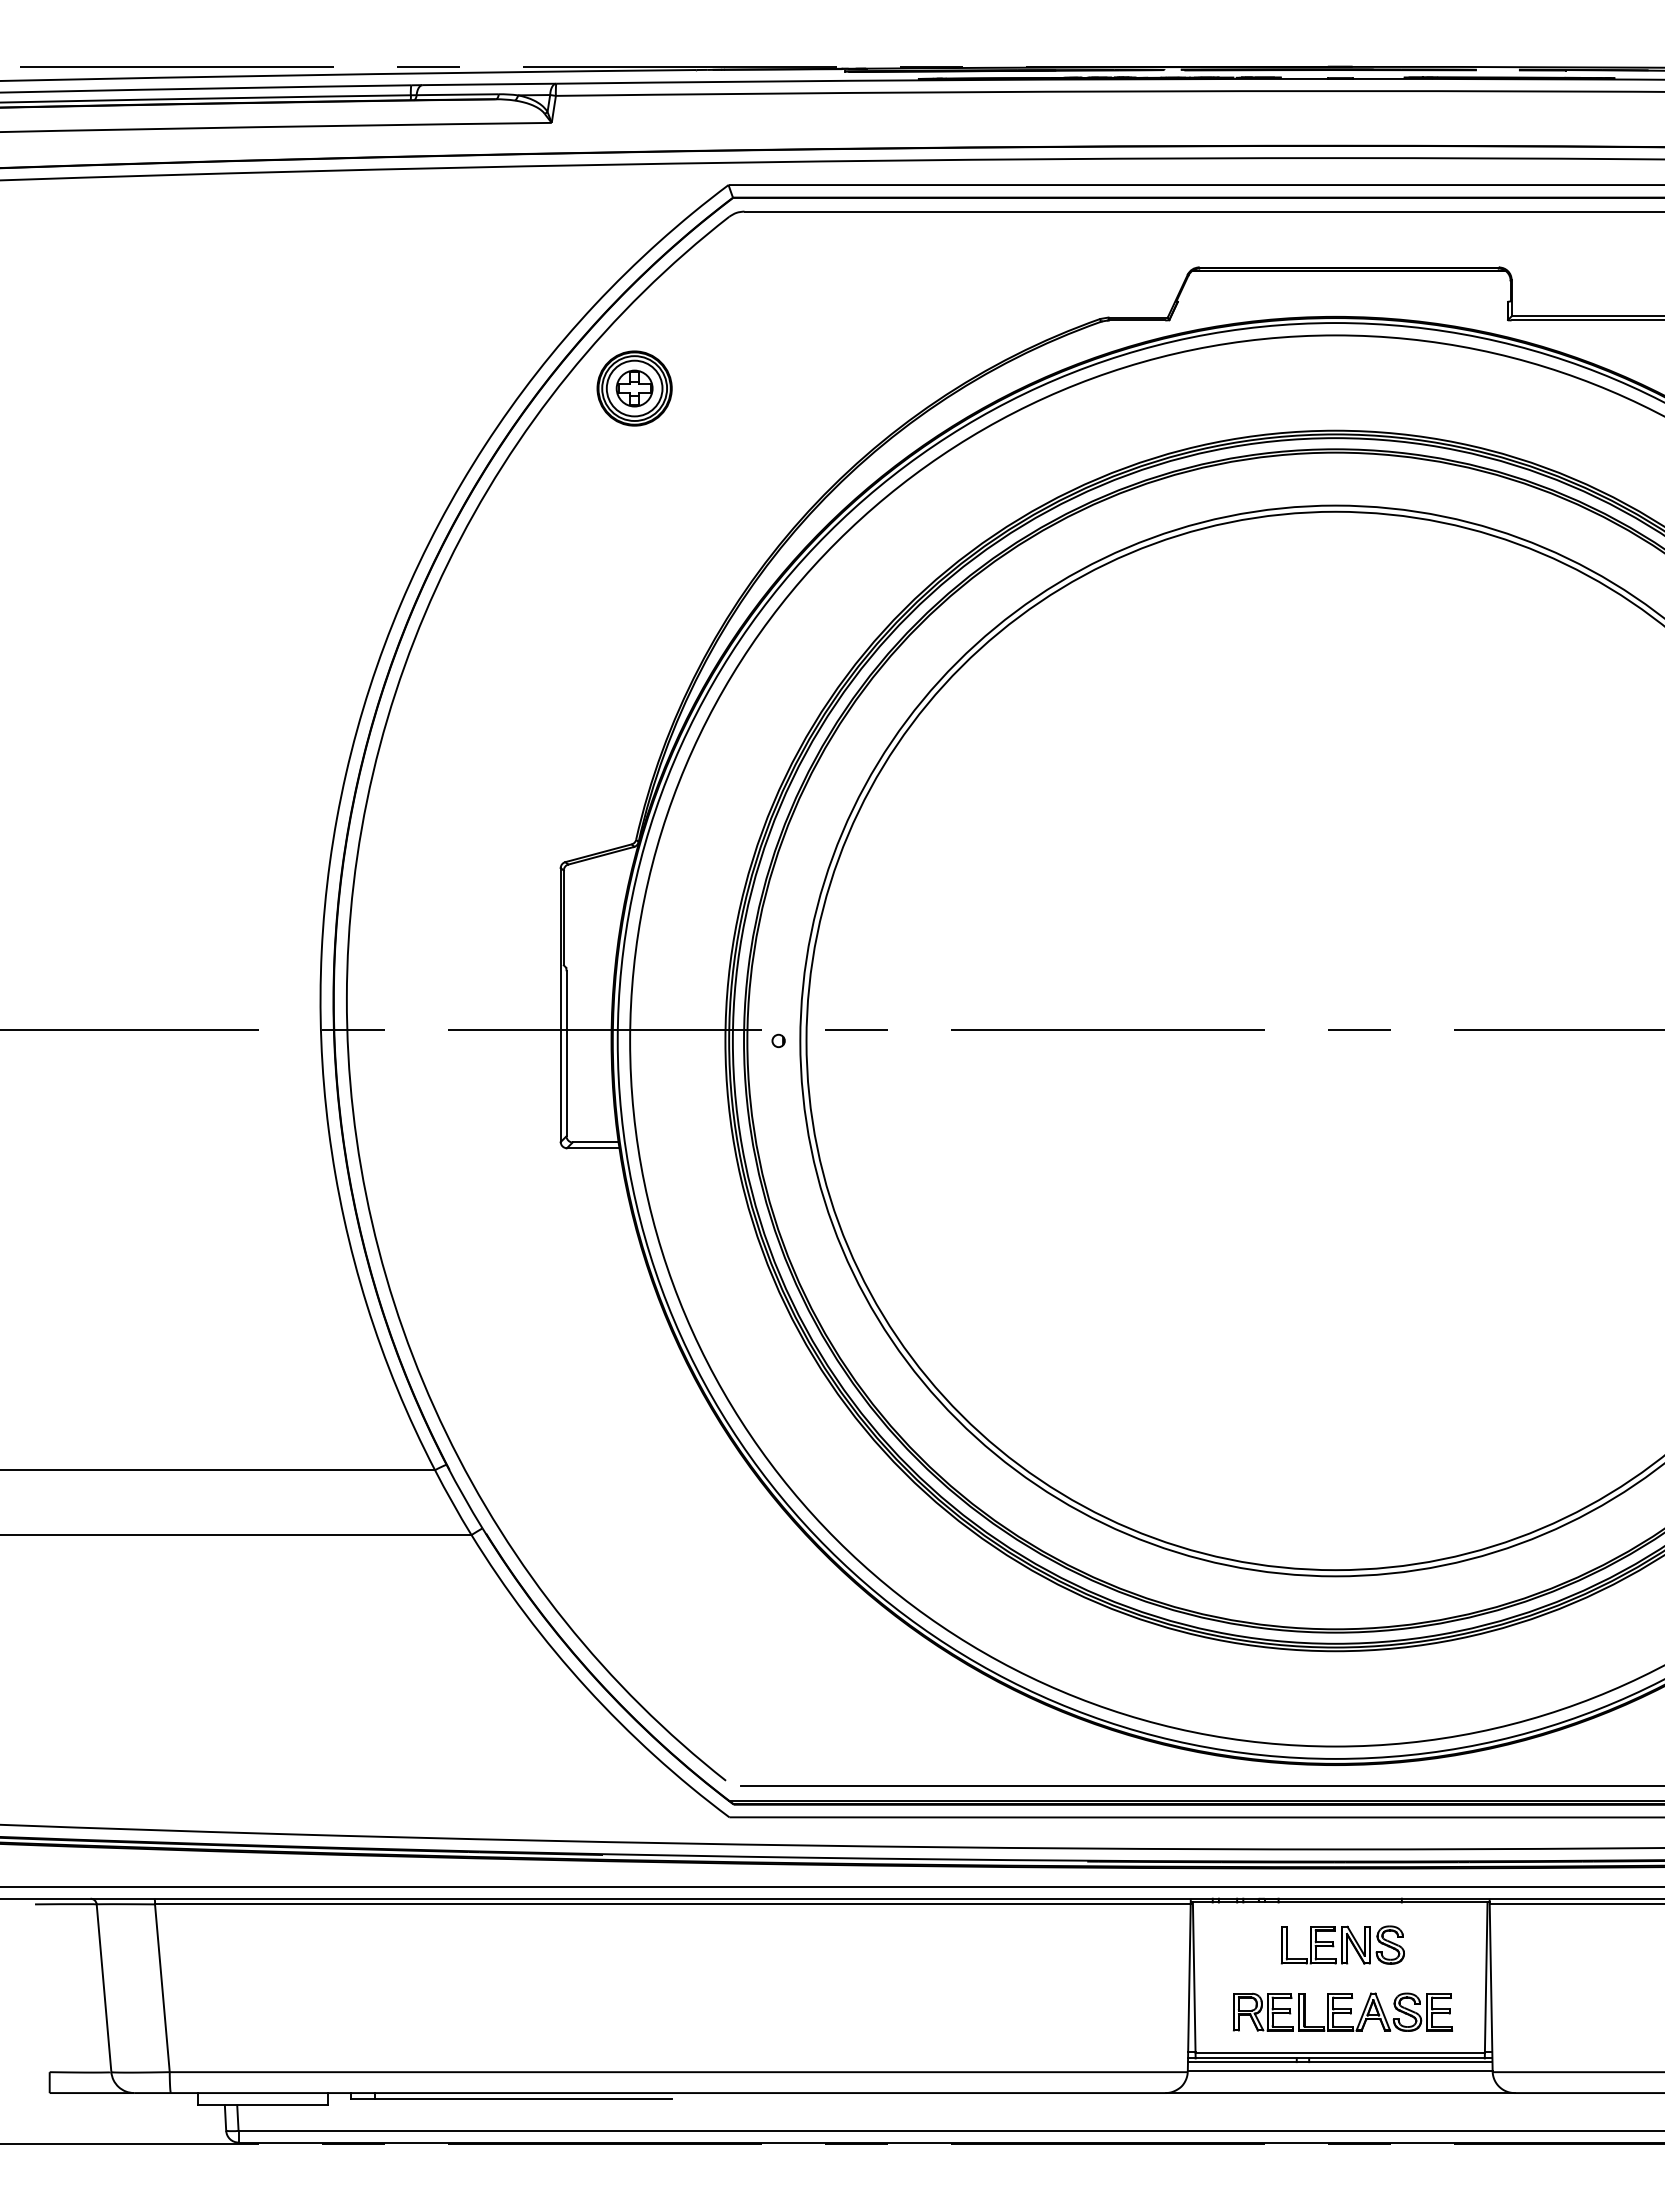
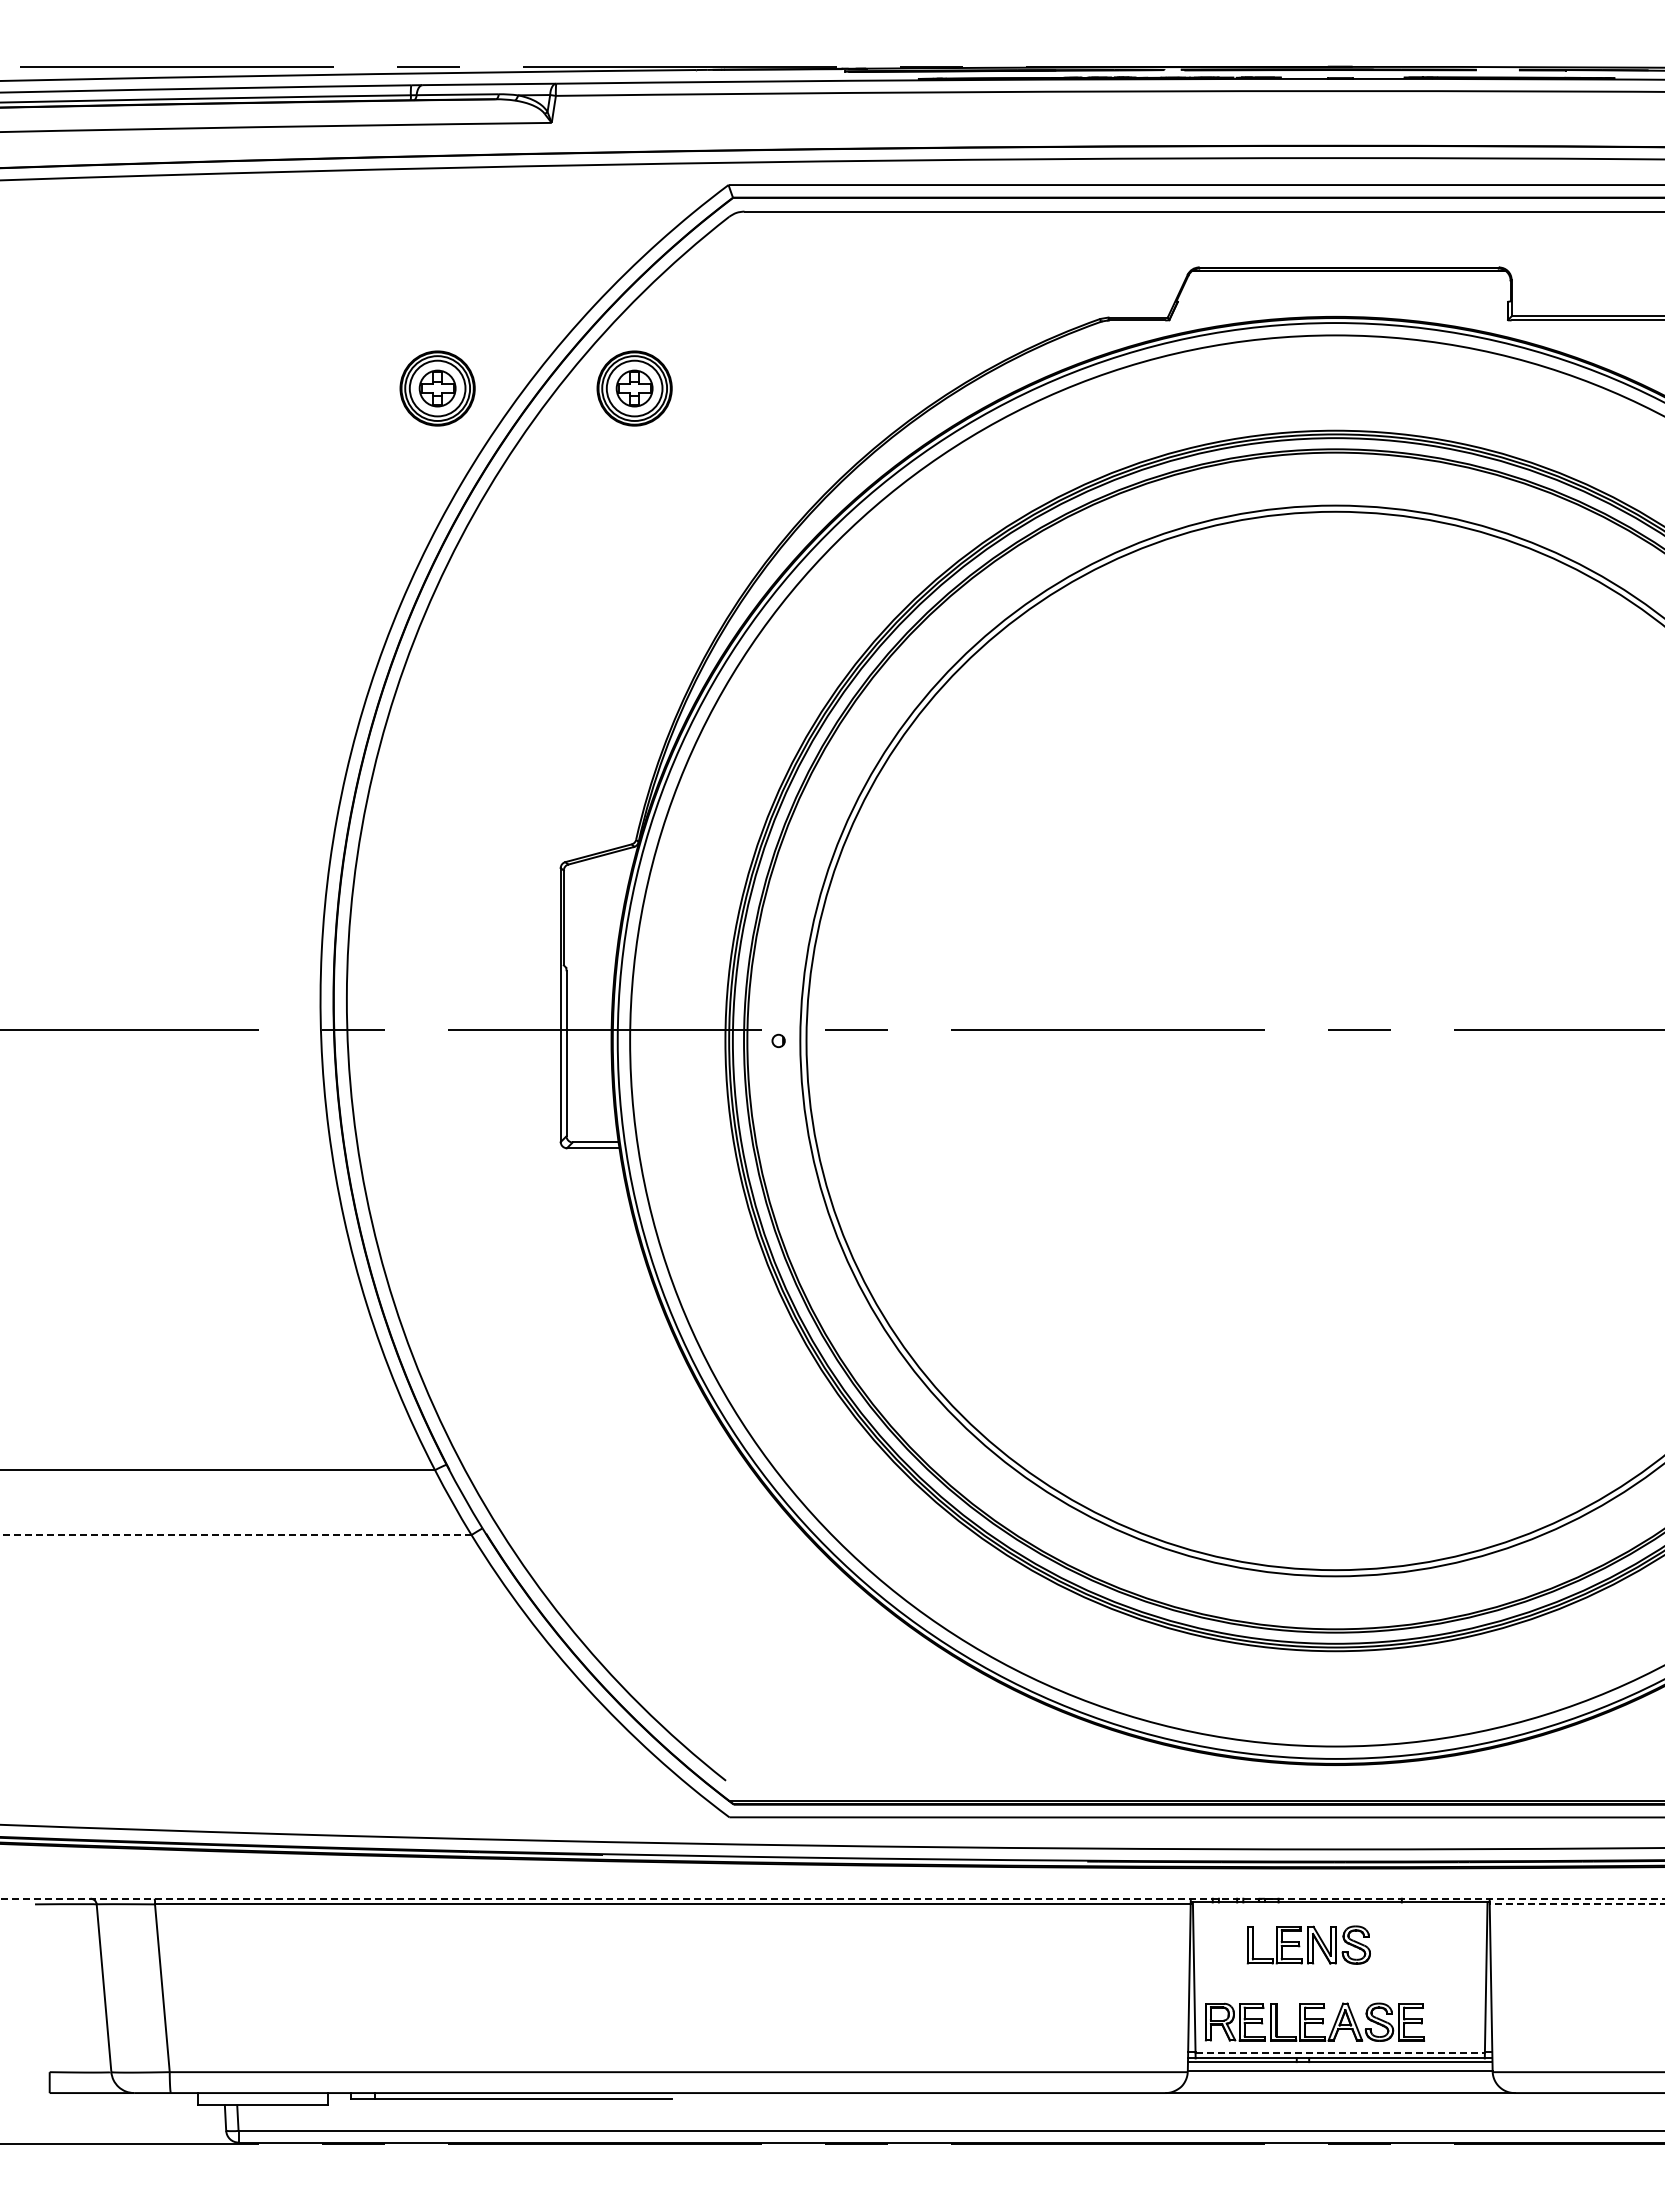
part: none -> present (437, 388)
line: solid -> dashed (235, 1535)
line: present -> none (1201, 1786)
line: present -> none (831, 1886)
line: solid -> dashed (832, 1898)
line: solid -> dashed (1576, 1904)
part position: (1342, 1944) -> (1308, 1944) (1308, 1944)
part position: (1342, 2011) -> (1314, 2021) (1314, 2021)
line: solid -> dashed (1340, 2052)
